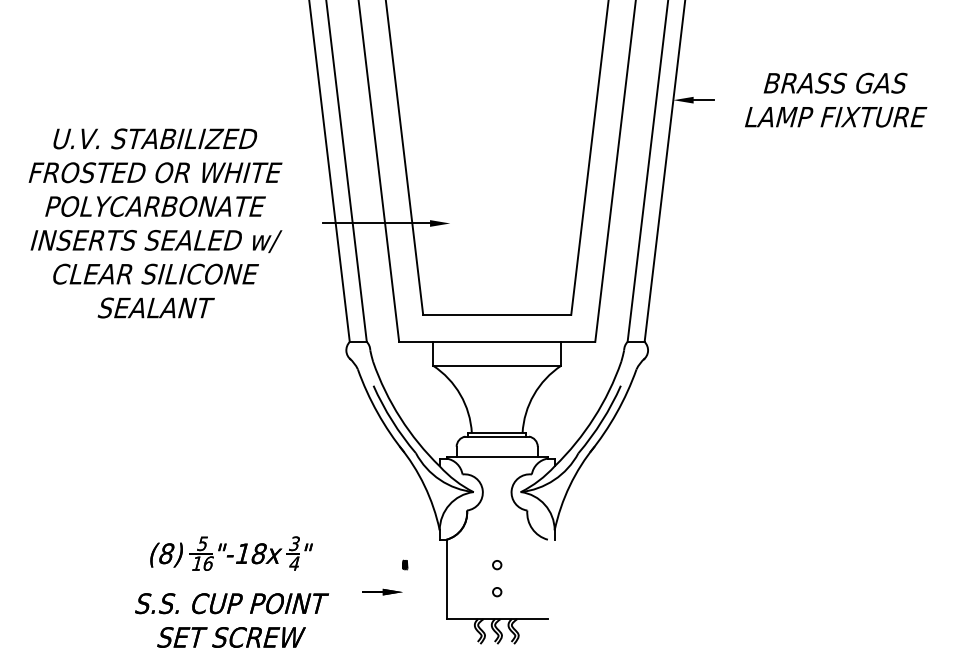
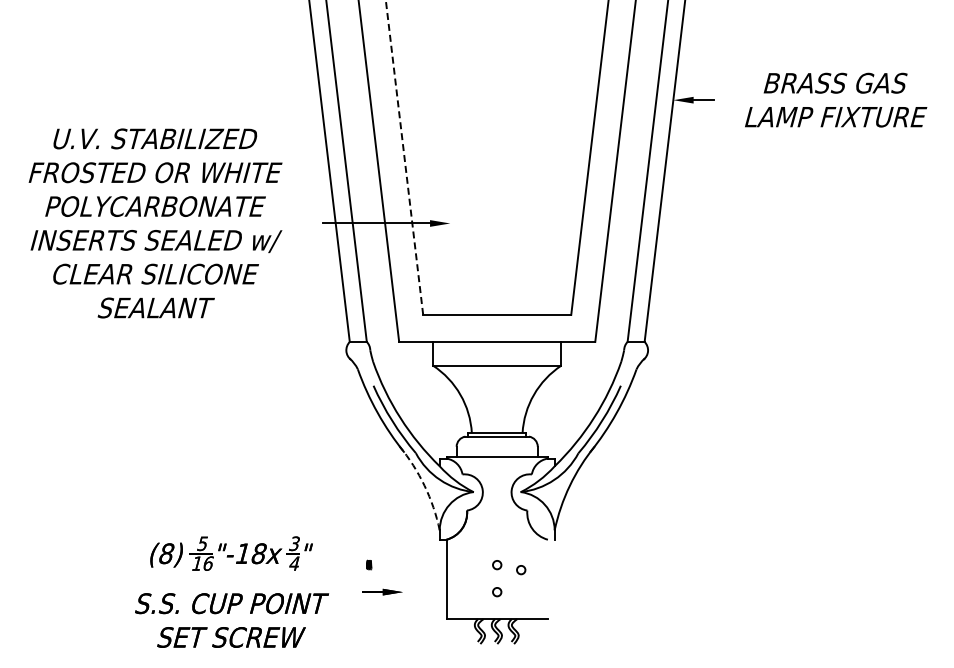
line: solid -> dashed (404, 157)
arc: solid -> dashed (424, 485)
part position: (405, 564) -> (369, 564) (369, 564)
circle: none -> present (521, 570)
